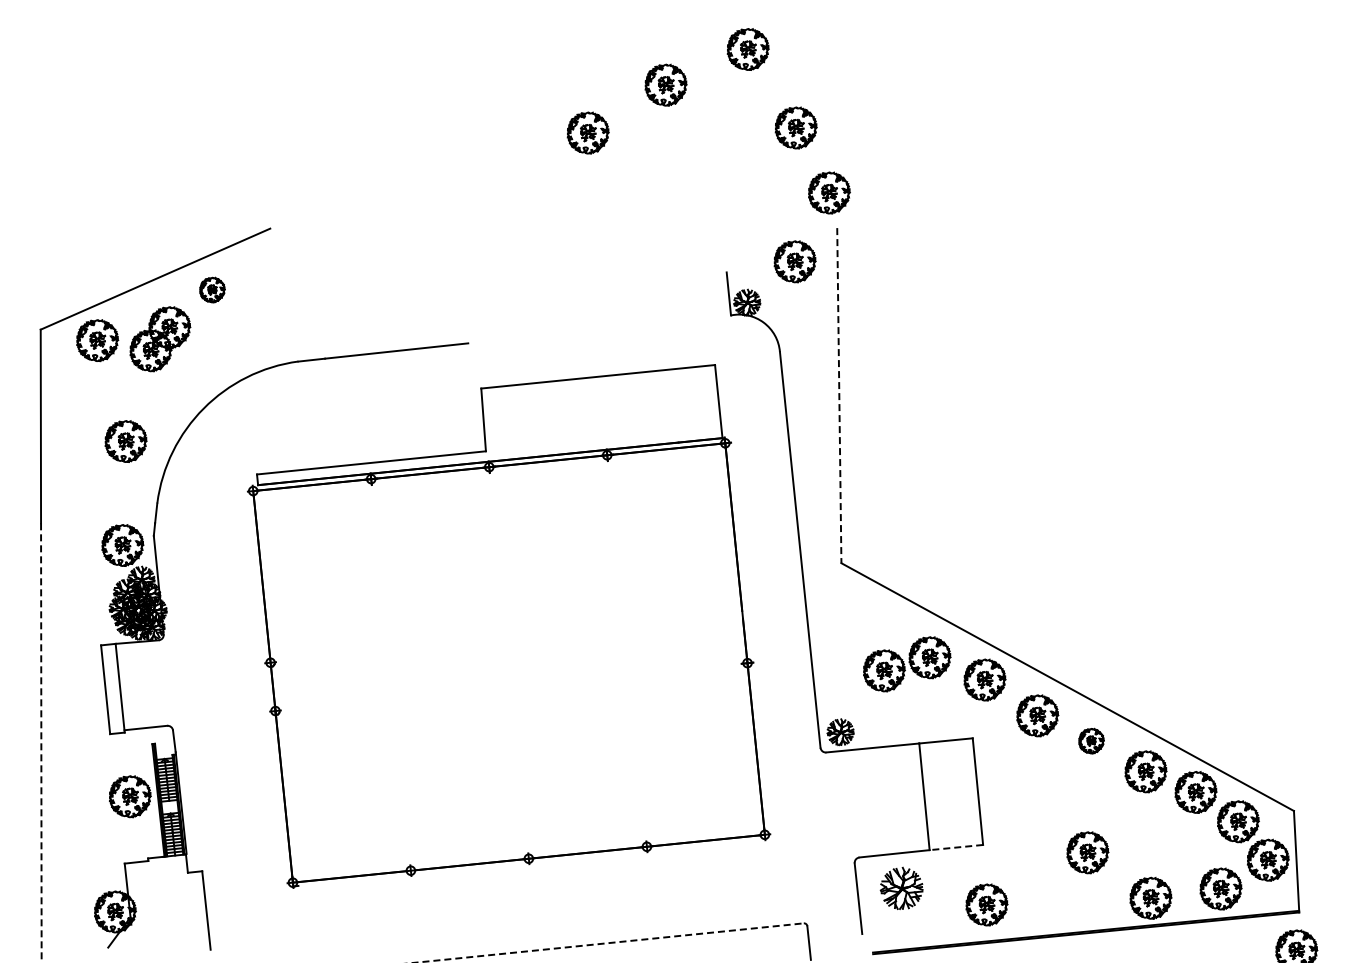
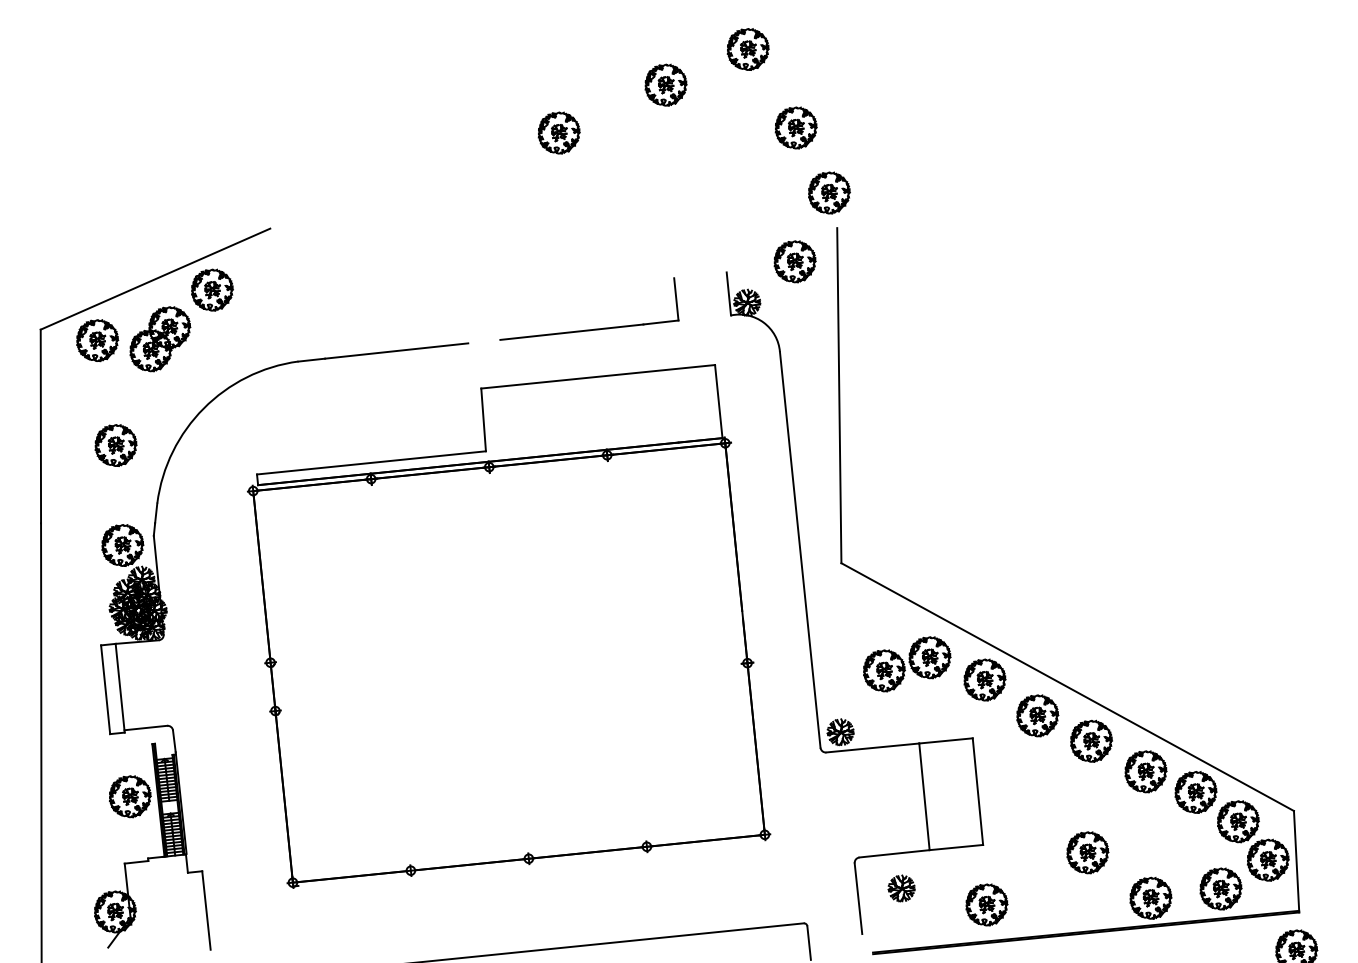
part position: (587, 132) -> (558, 132) (558, 132)
part size: 27x28 px -> 43x44 px (212, 289)
part: none -> present (594, 328)
line: dashed -> solid (839, 395)
part position: (125, 441) -> (115, 445) (115, 445)
part size: 27x28 px -> 43x44 px (1091, 740)
line: dashed -> solid (41, 743)
line: dashed -> solid (956, 847)
part size: 45x44 px -> 29x29 px (901, 888)
line: dashed -> solid (609, 943)
